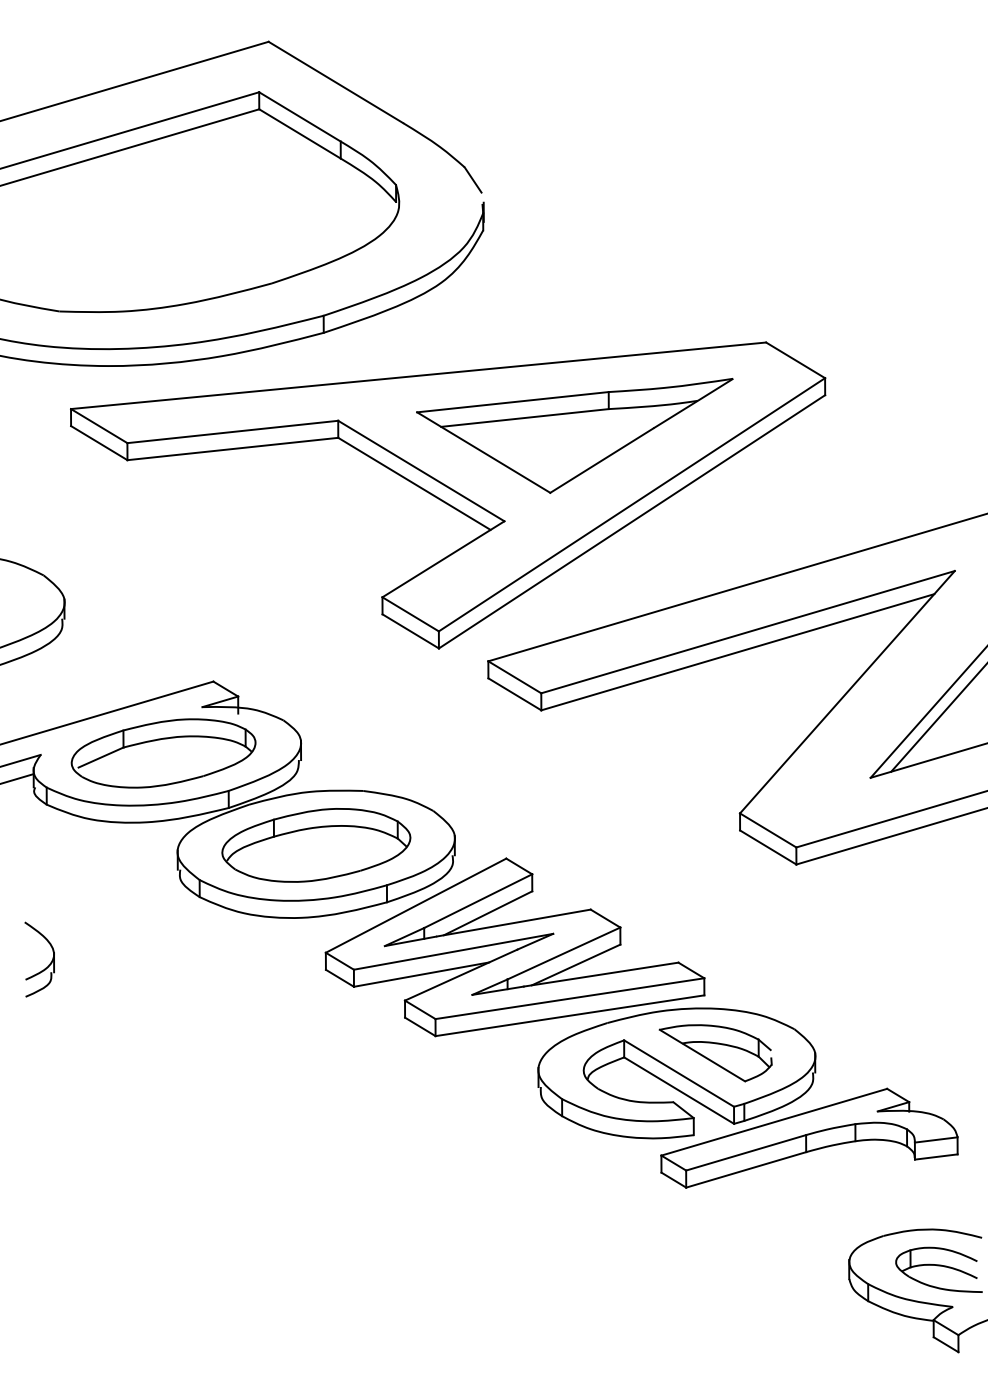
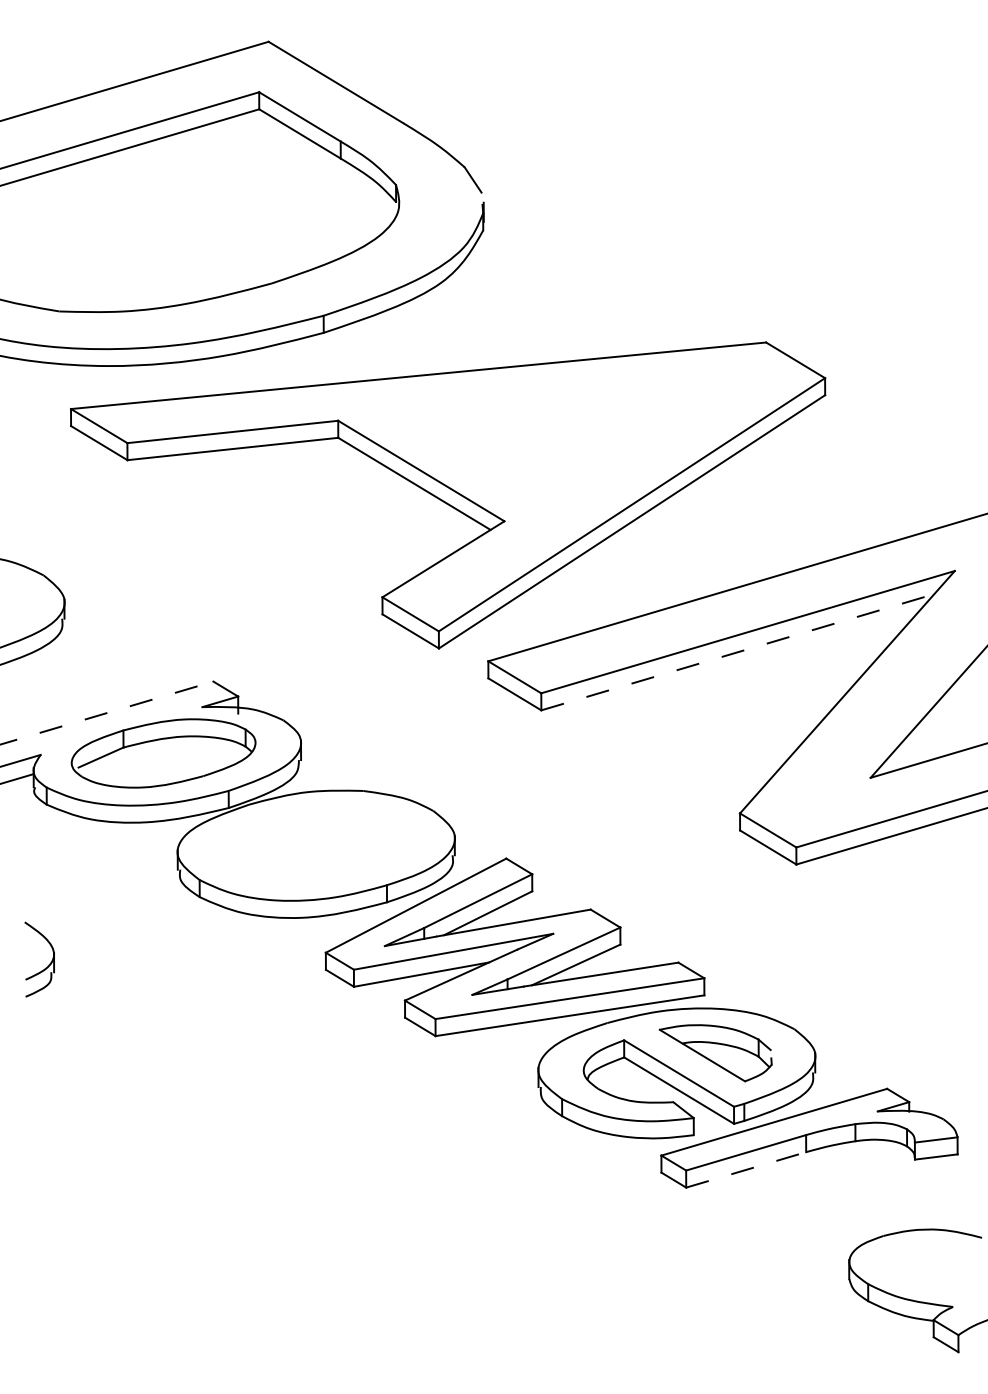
part: present -> none (574, 435)
line: solid -> dashed (737, 652)
line: solid -> dashed (107, 712)
line: present -> none (937, 718)
part: present -> none (316, 845)
line: solid -> dashed (746, 1169)
part: present -> none (938, 1269)
